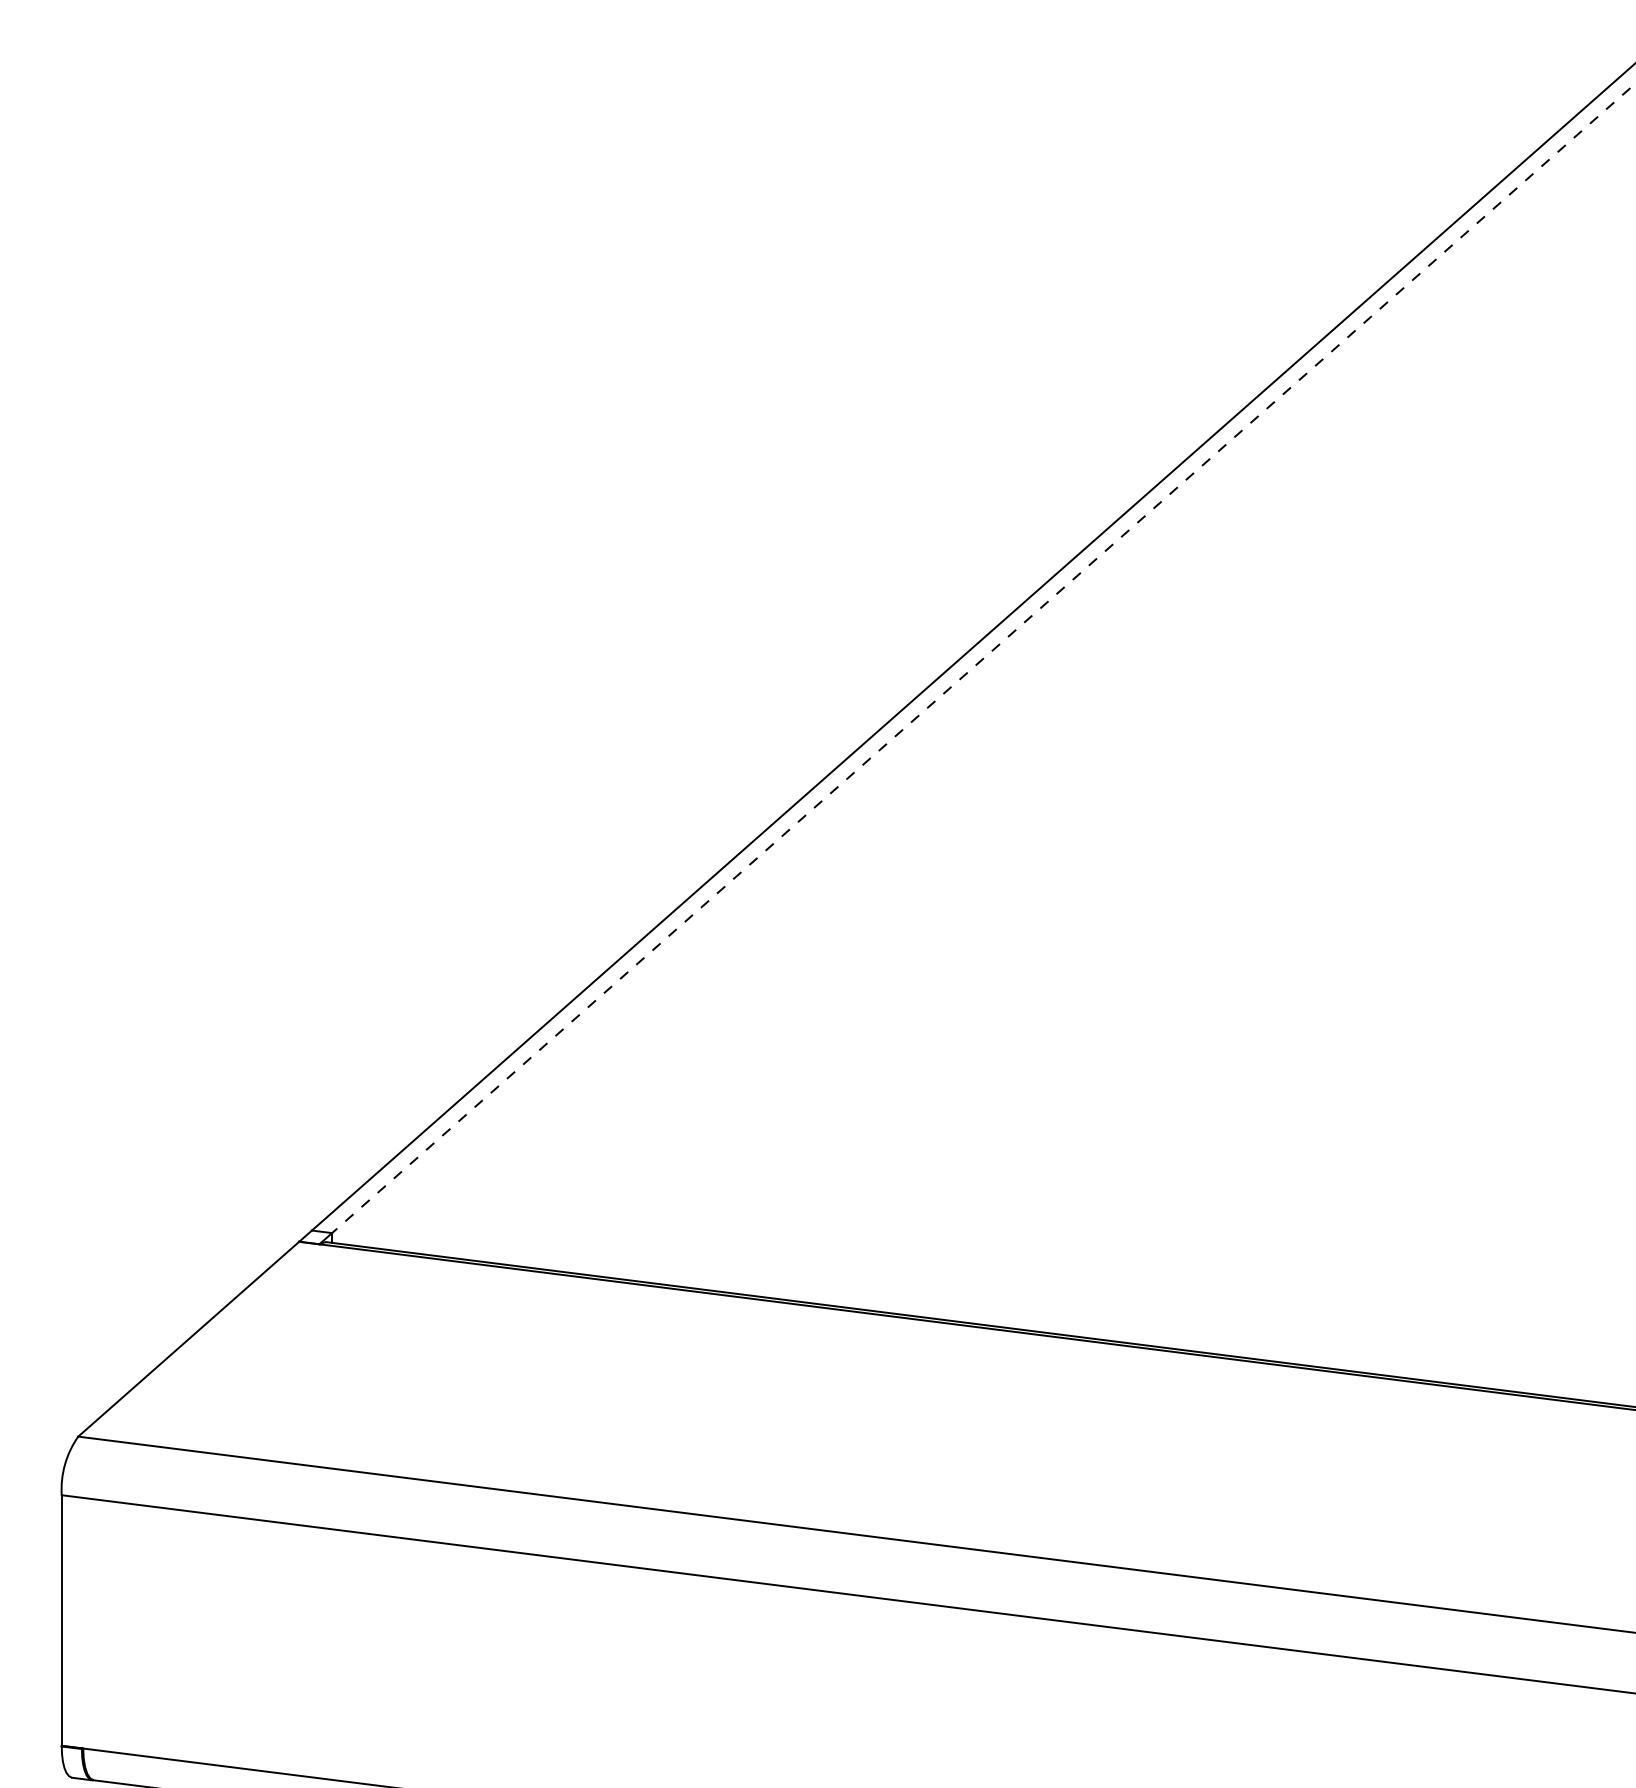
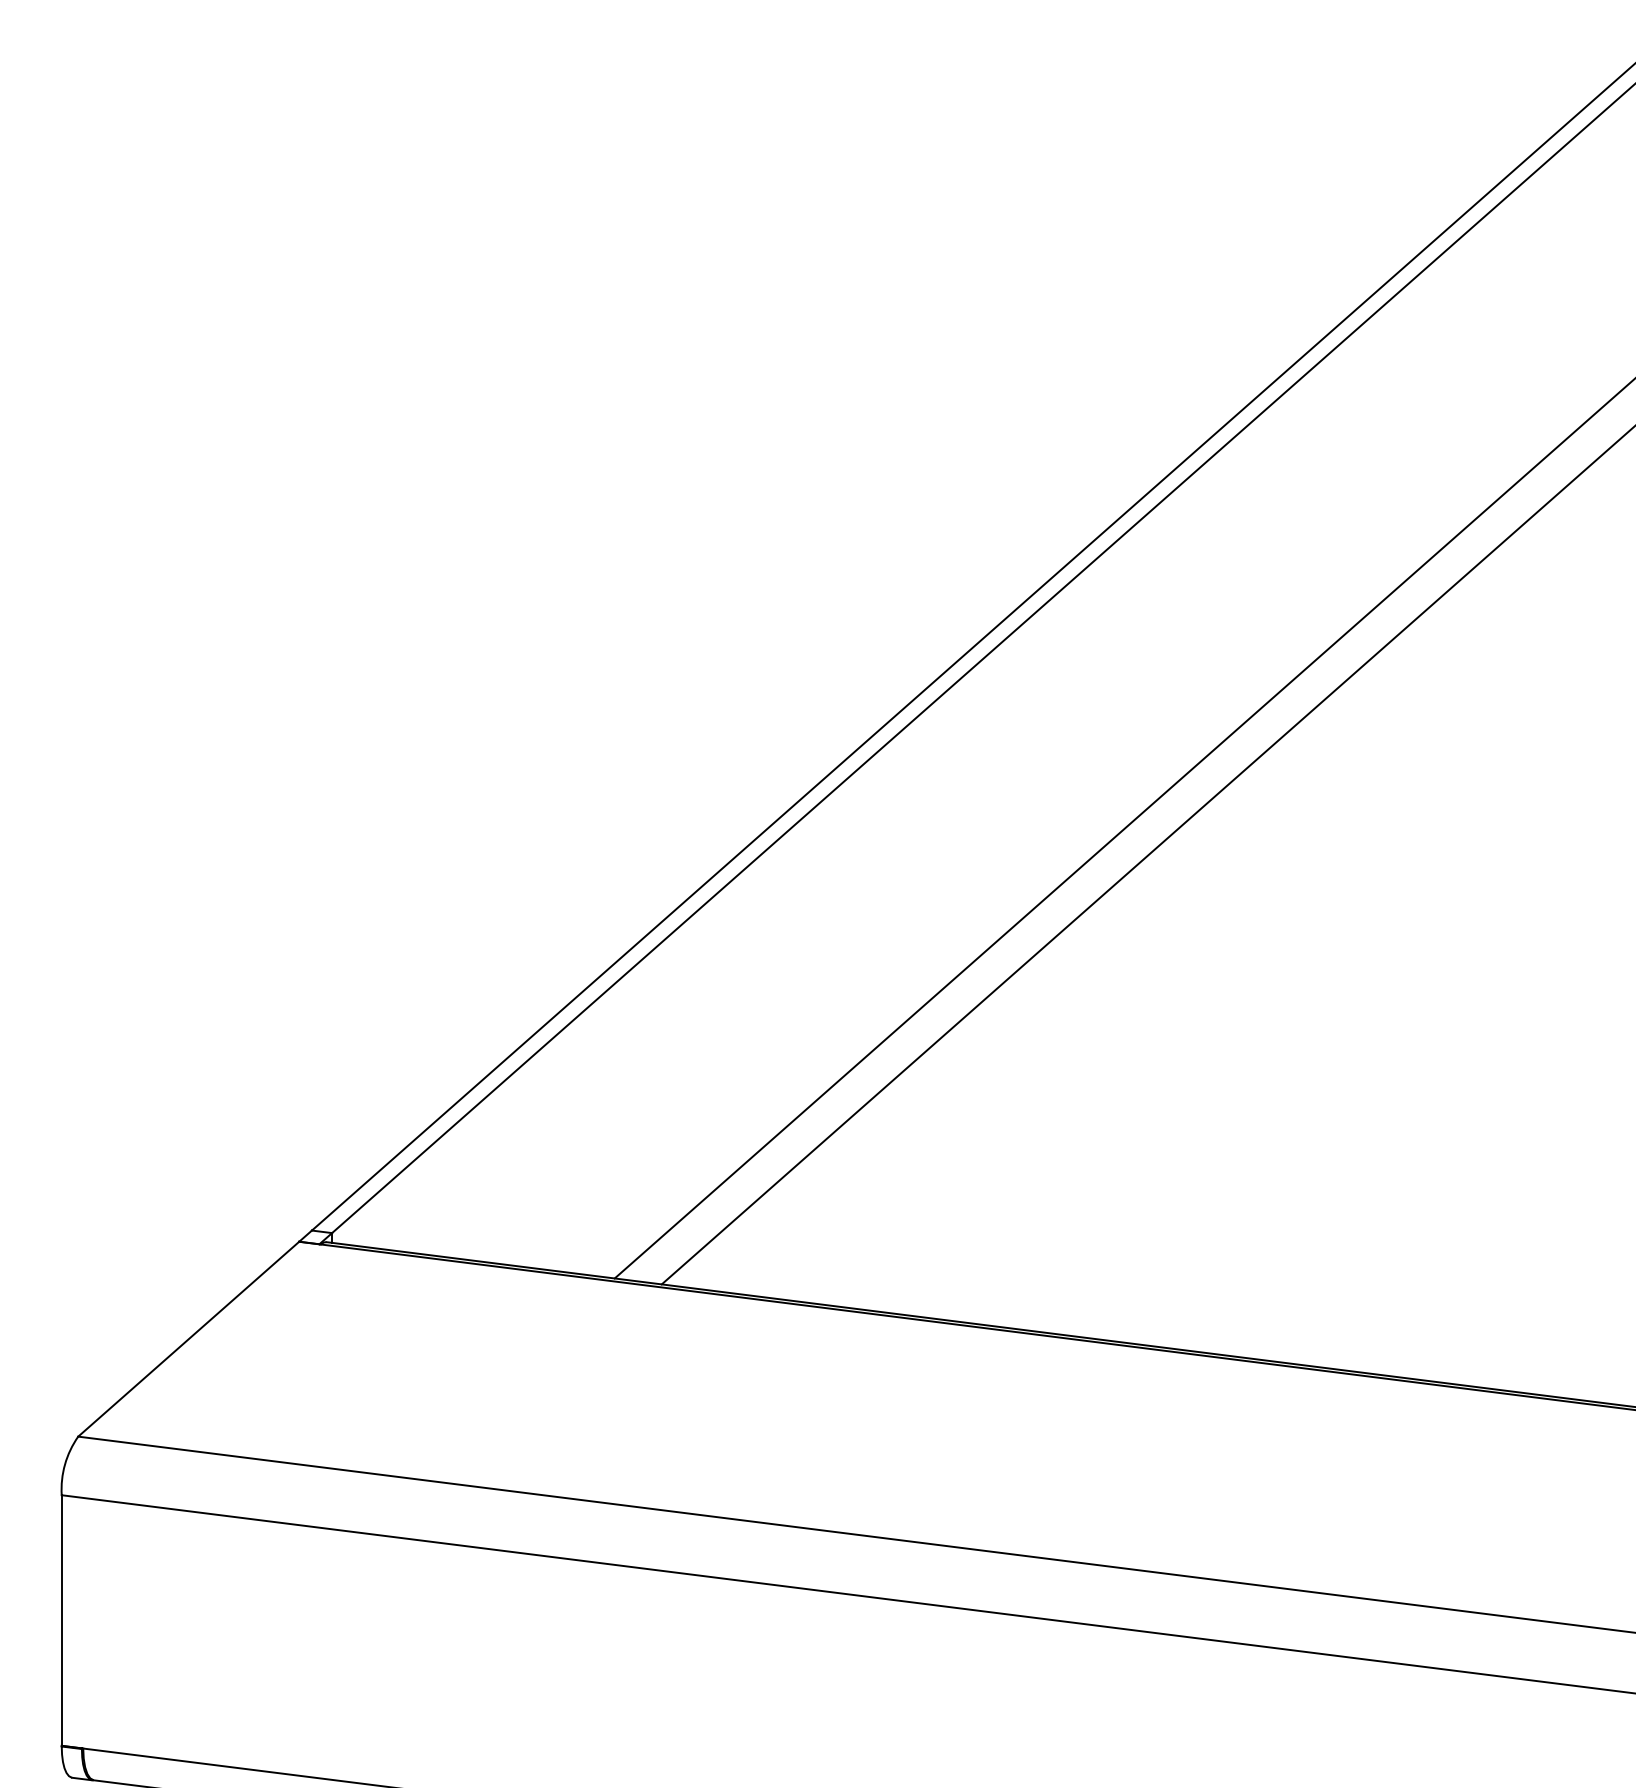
line: dashed -> solid (983, 658)
line: none -> present (1123, 829)
line: none -> present (1146, 856)
